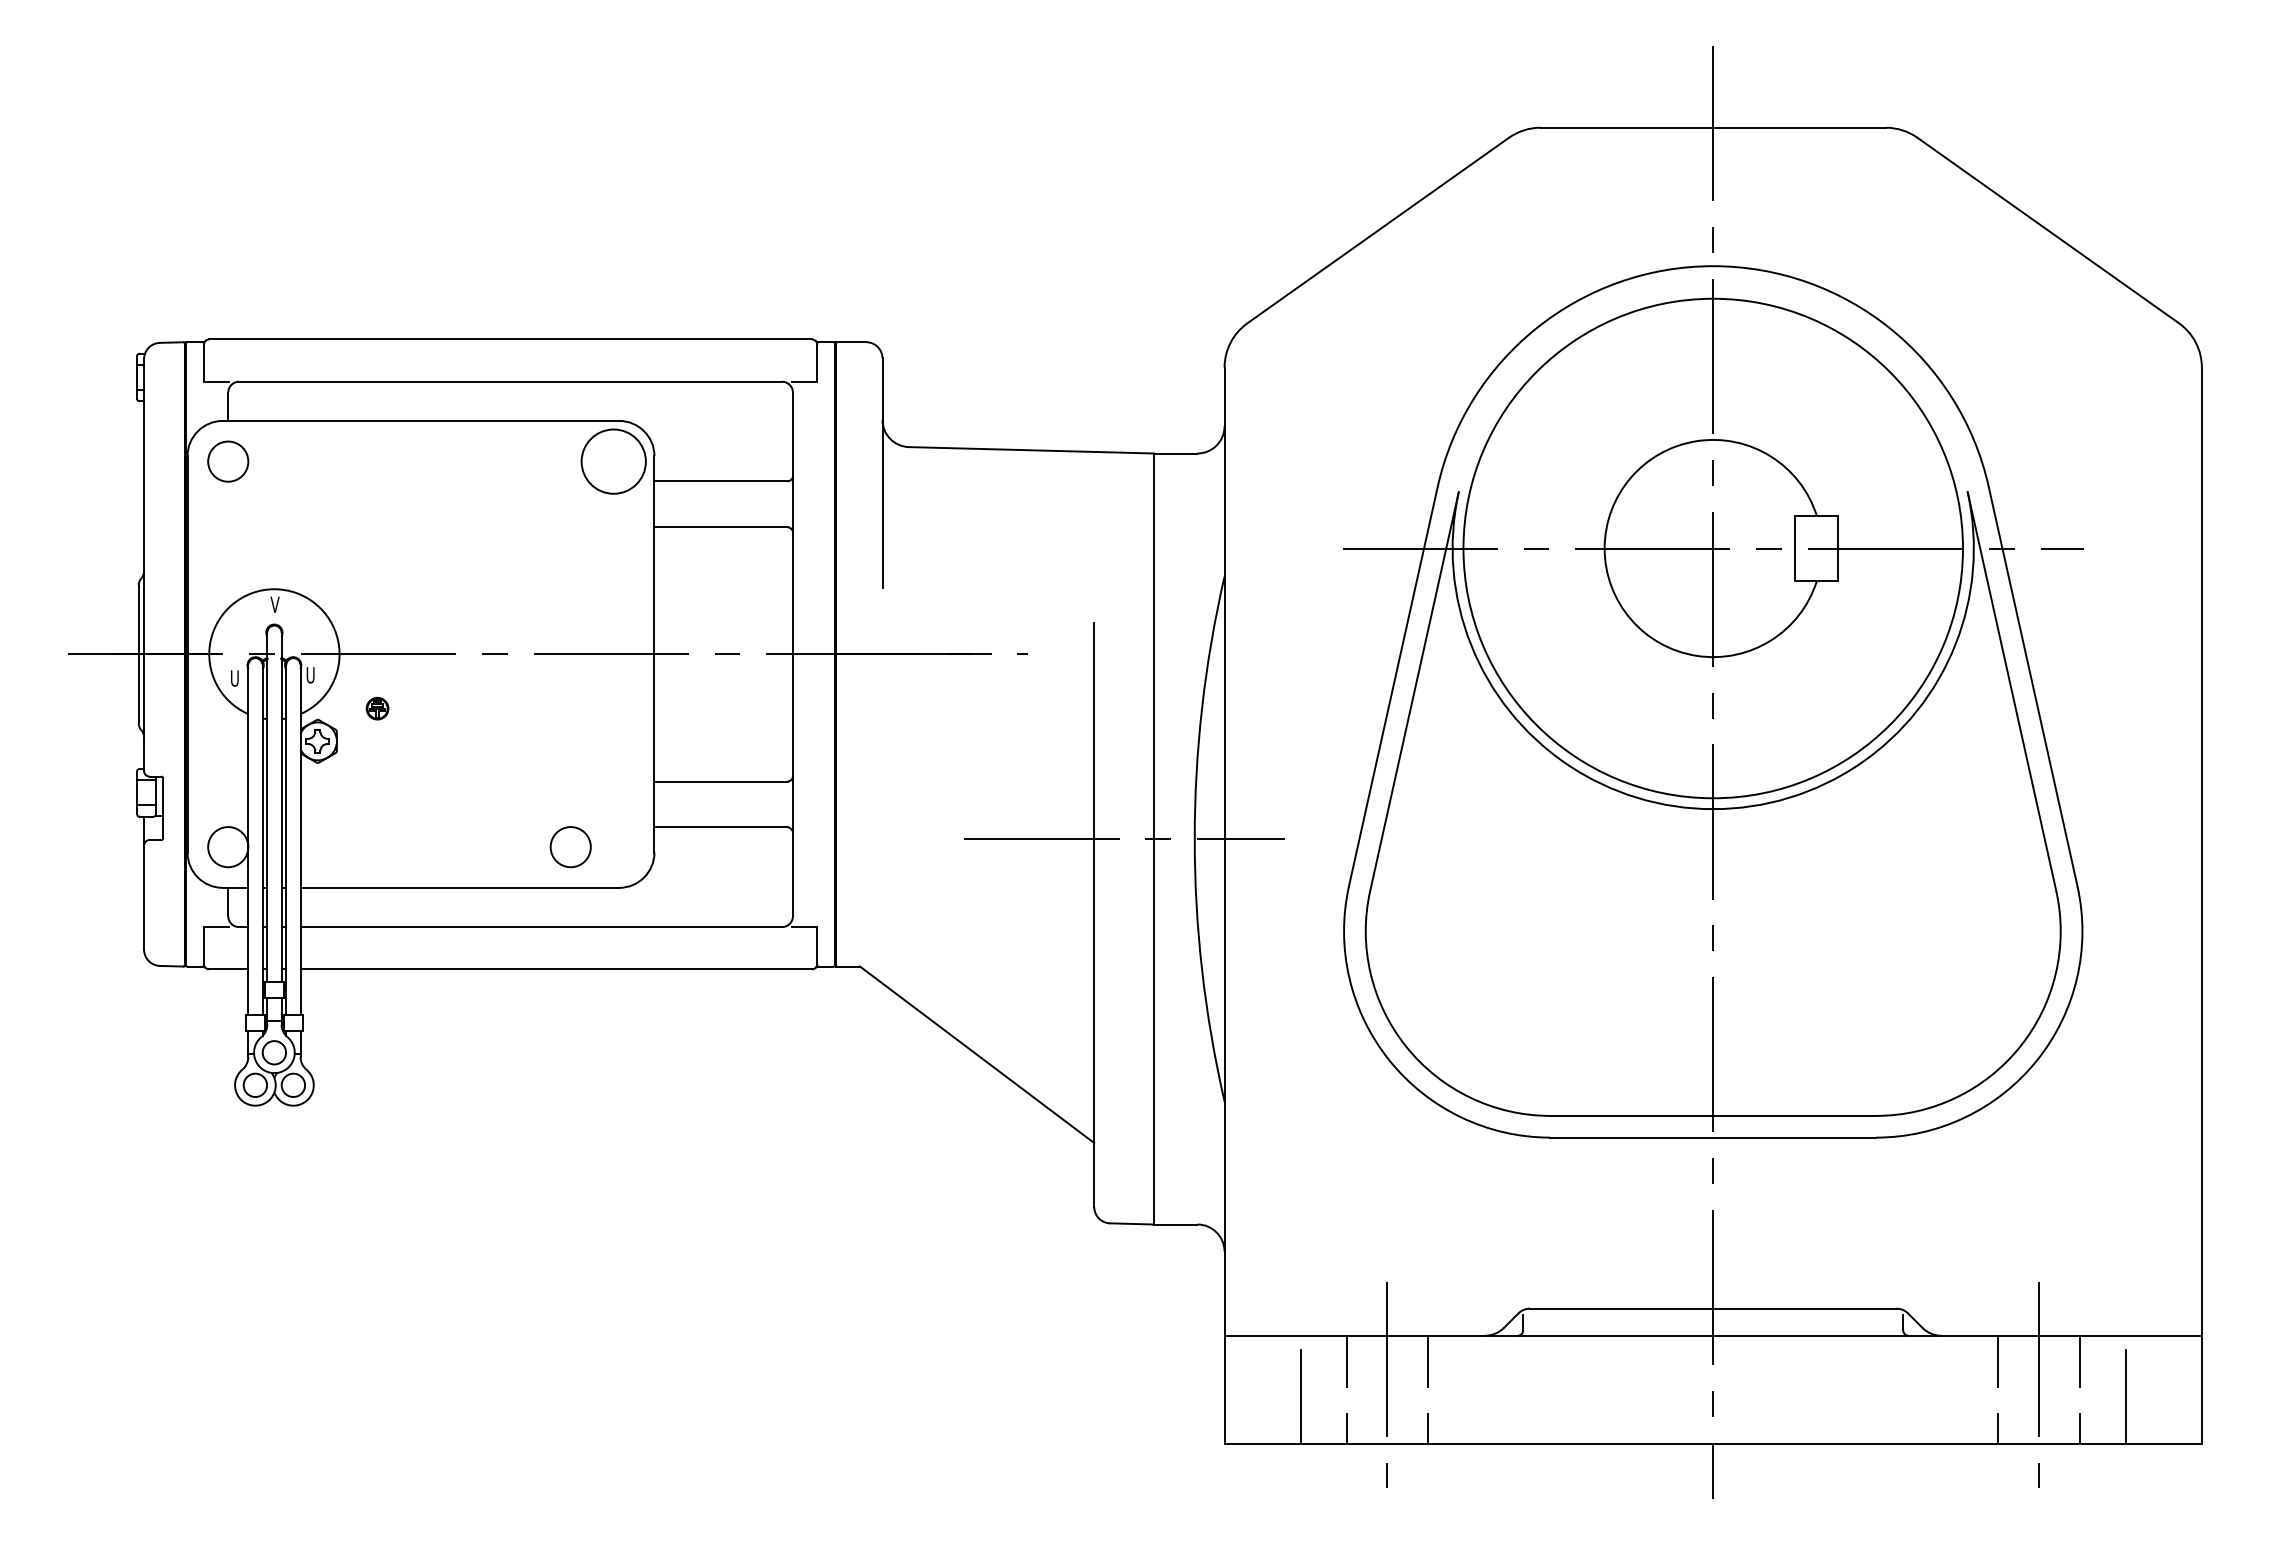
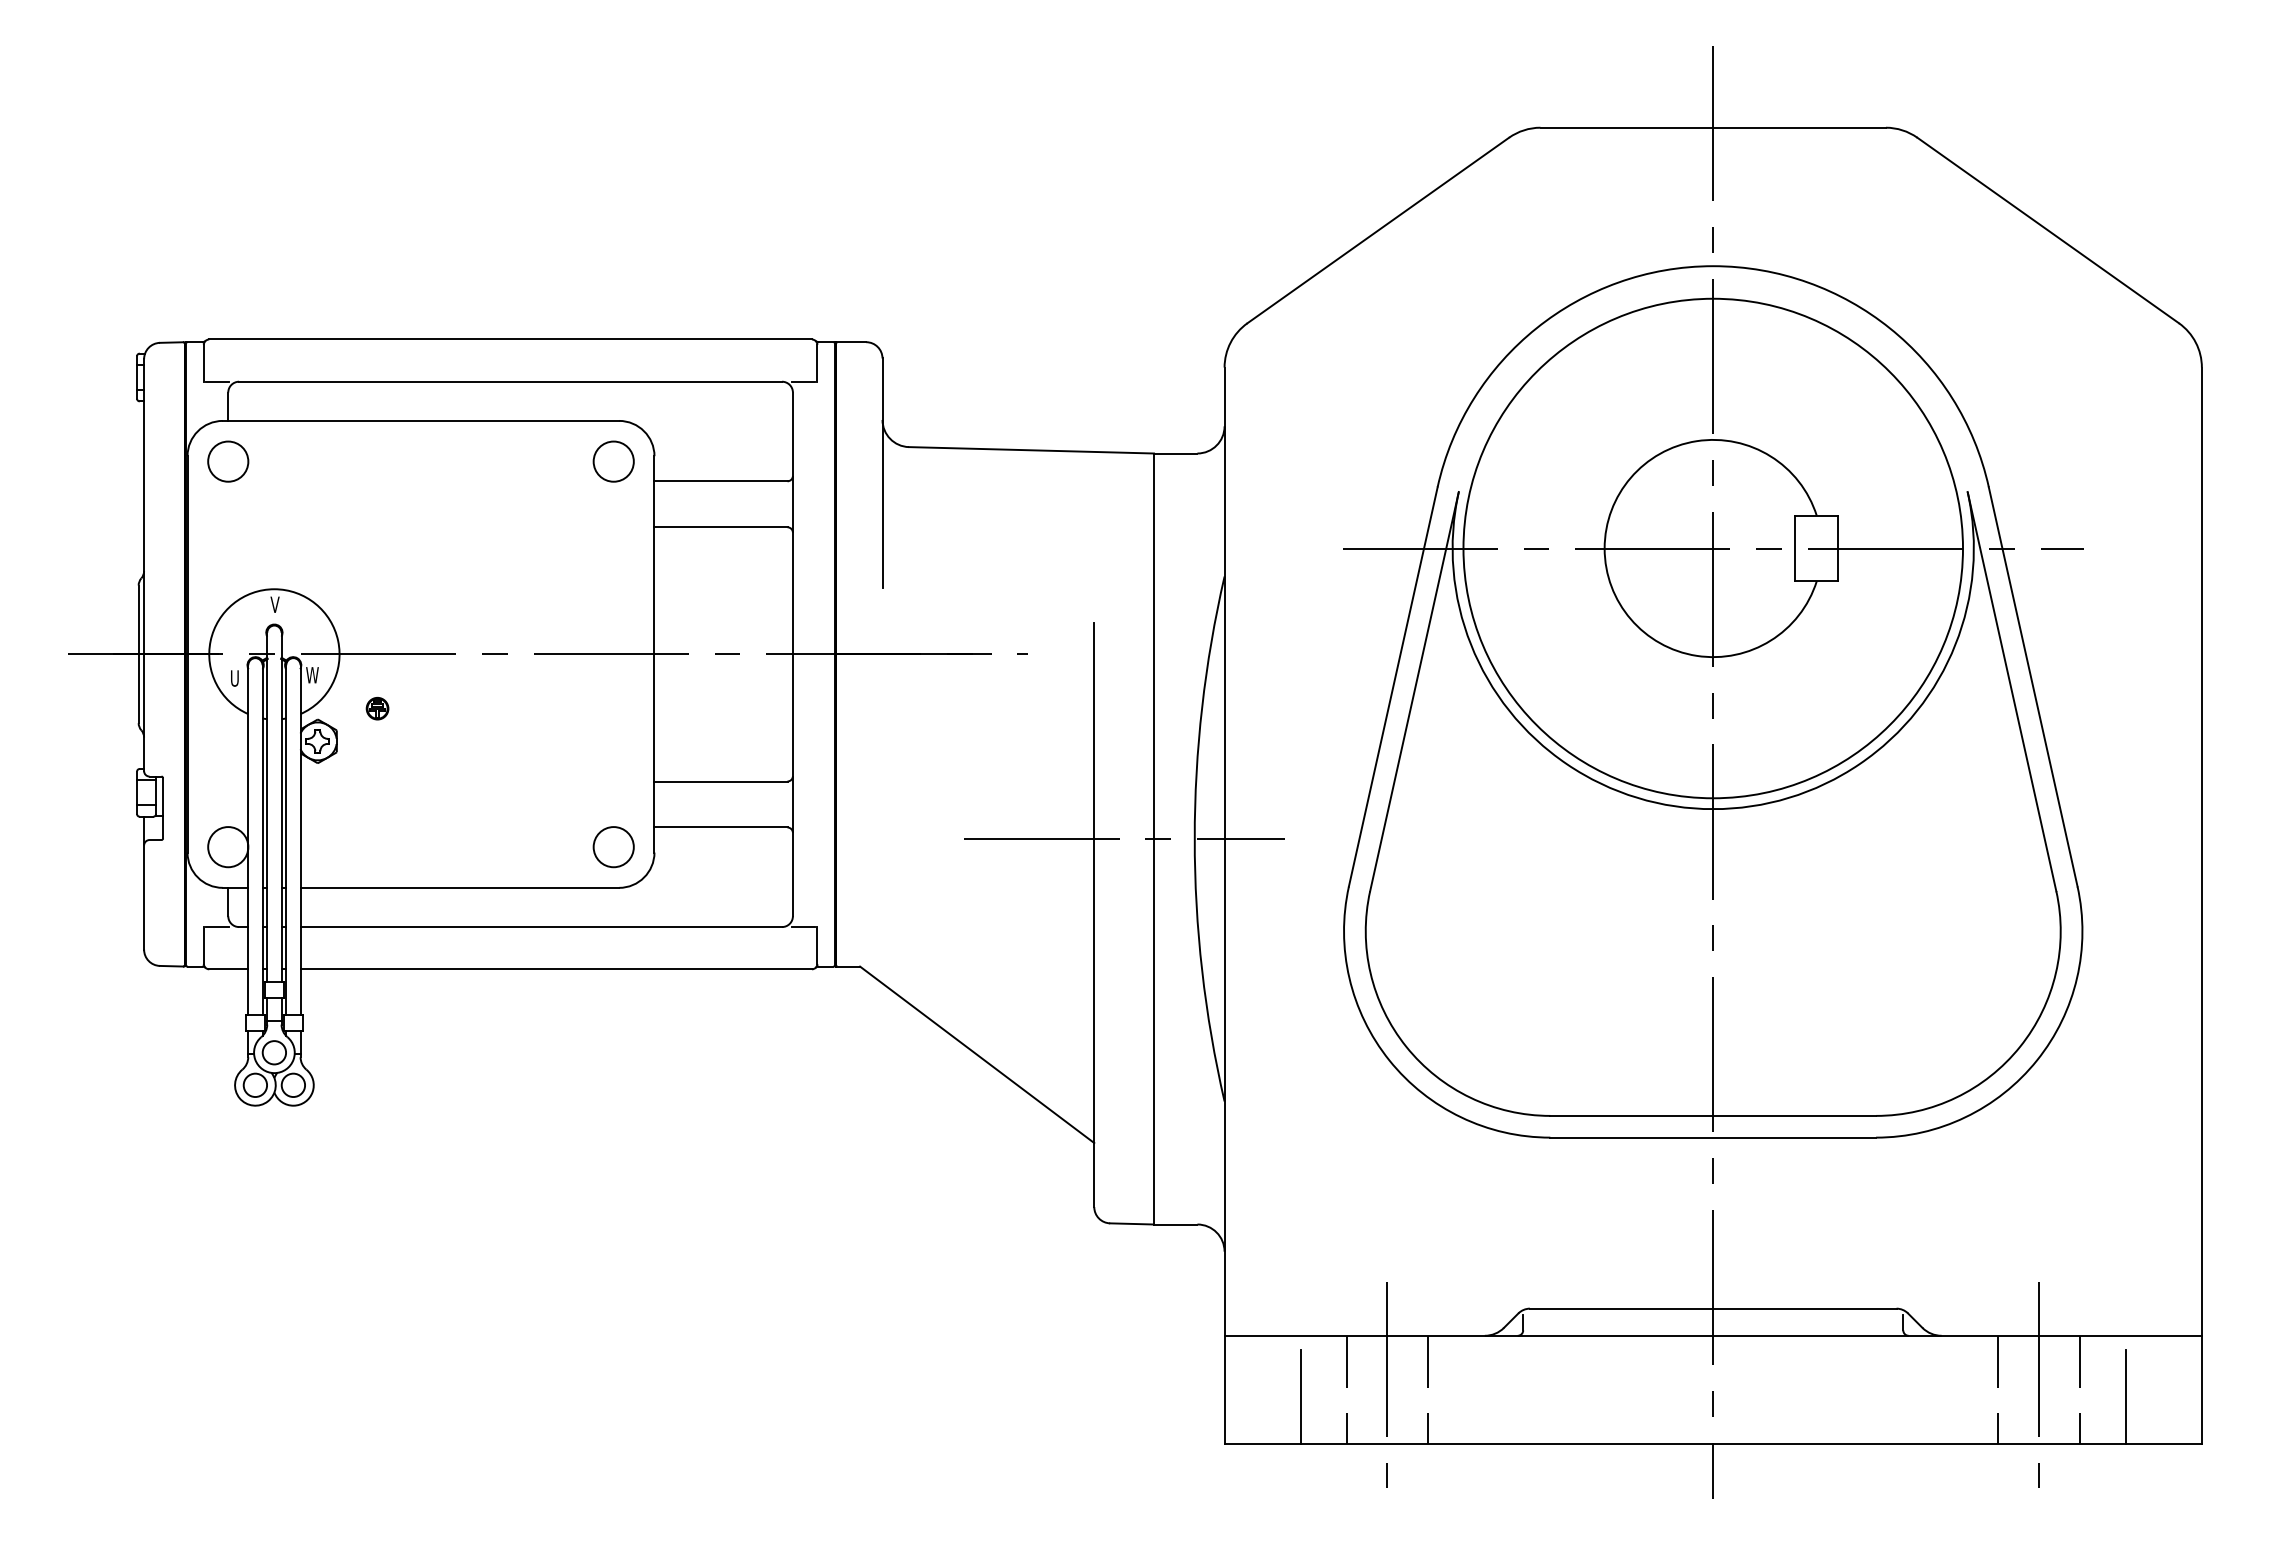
circle diameter: 64 px -> 40 px (613, 461)
text: U -> W (312, 675)
circle position: (570, 847) -> (613, 847) (613, 847)
